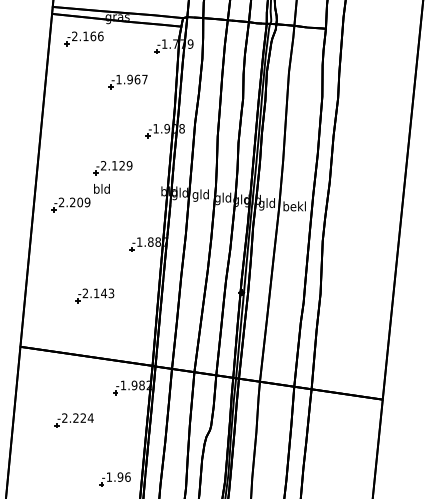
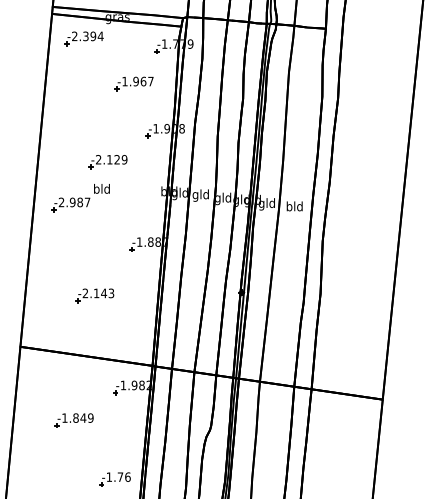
text: -2.166 -> -2.394 (93, 36)
part position: (127, 81) -> (133, 83) (133, 83)
part position: (112, 168) -> (107, 162) (107, 162)
text: -2.209 -> -2.987 (79, 202)
text: bekl -> bld (294, 206)
text: -2.224 -> -1.849 (77, 417)
text: -1.96 -> -1.76 (120, 476)
